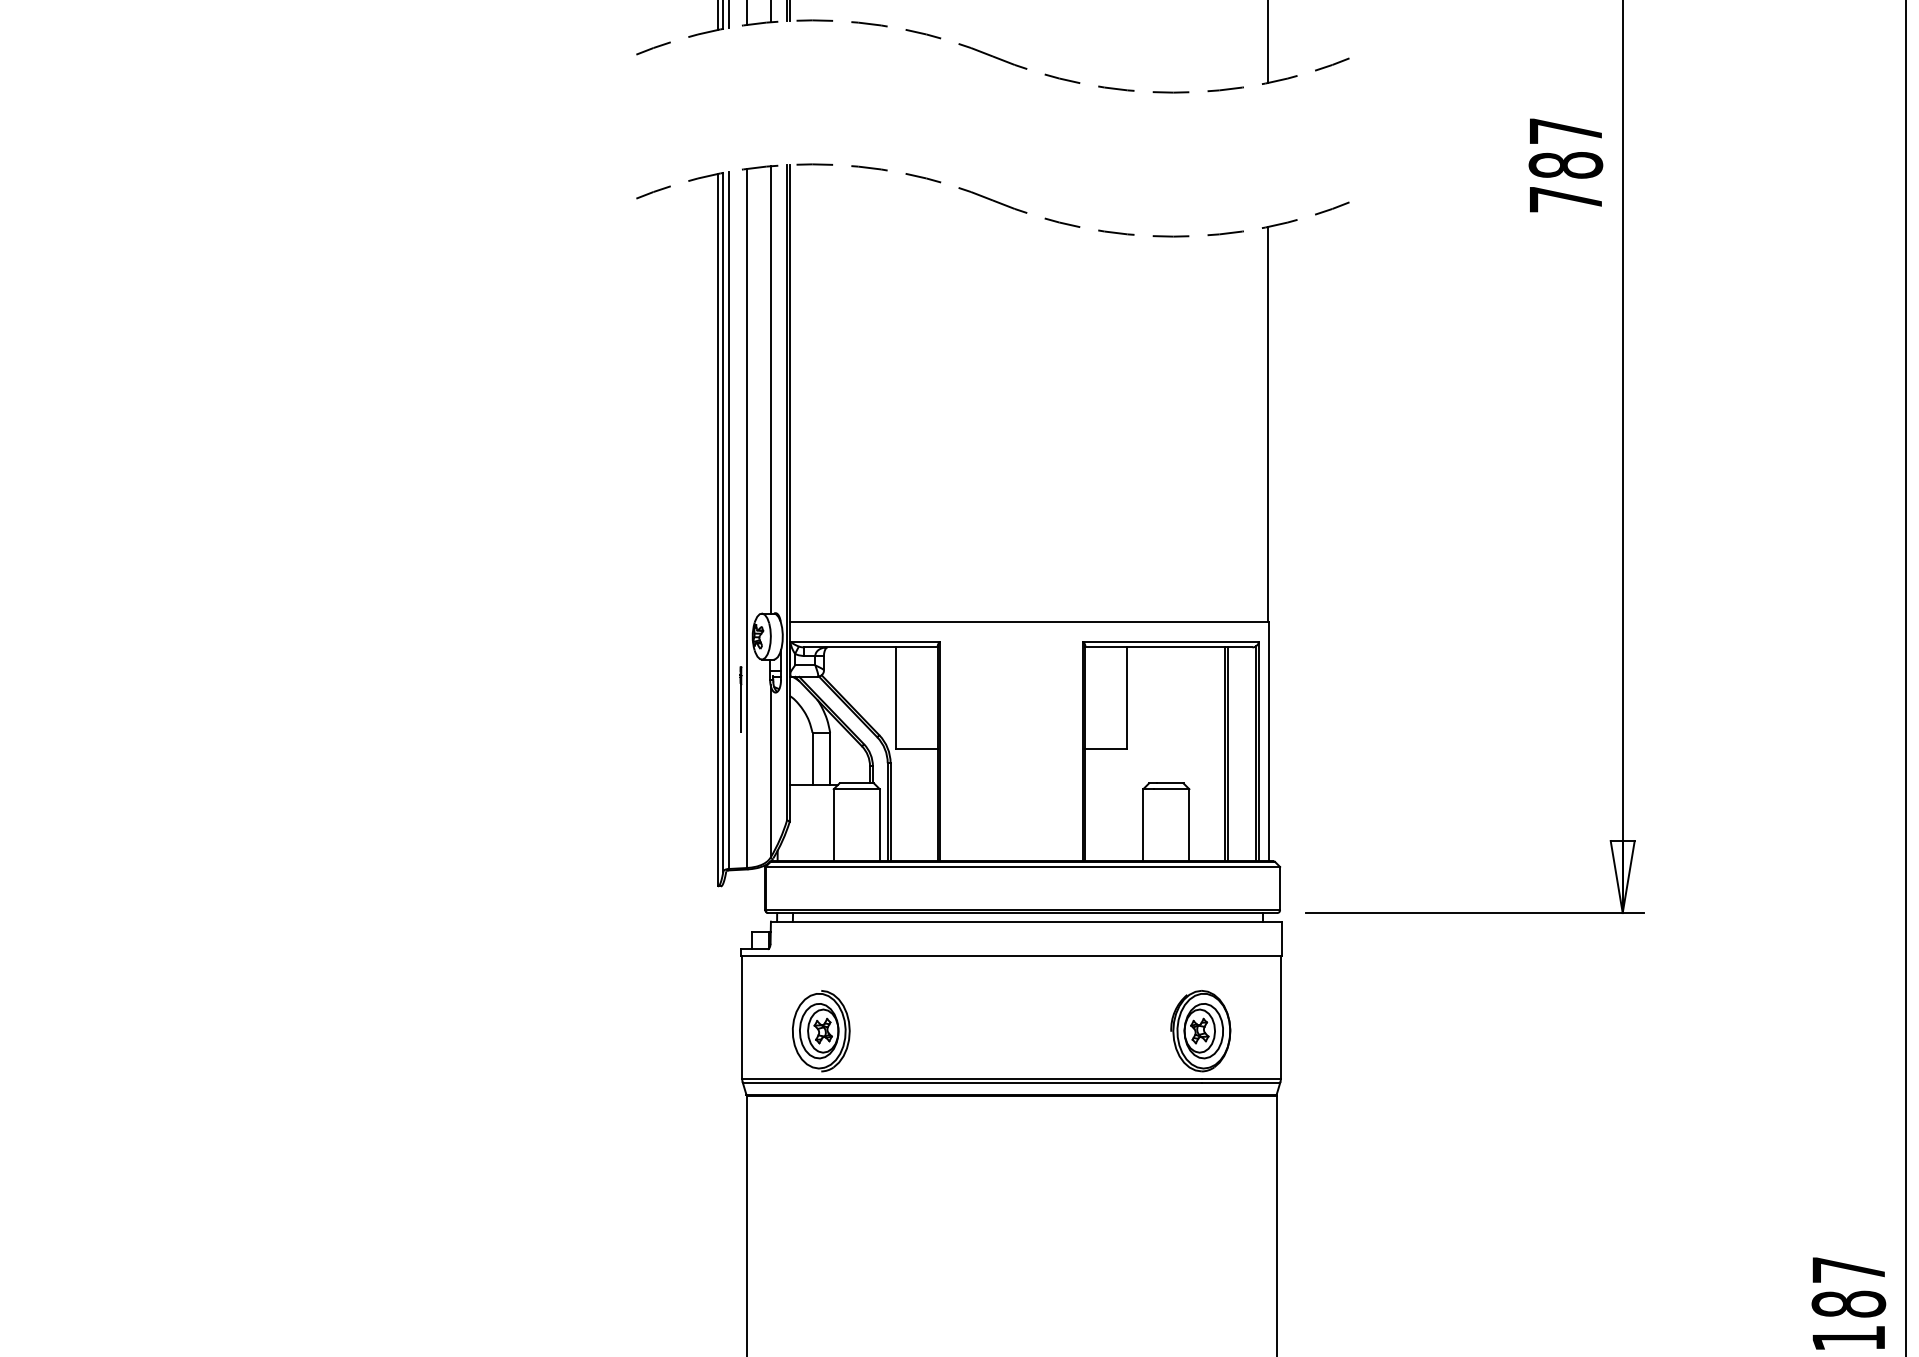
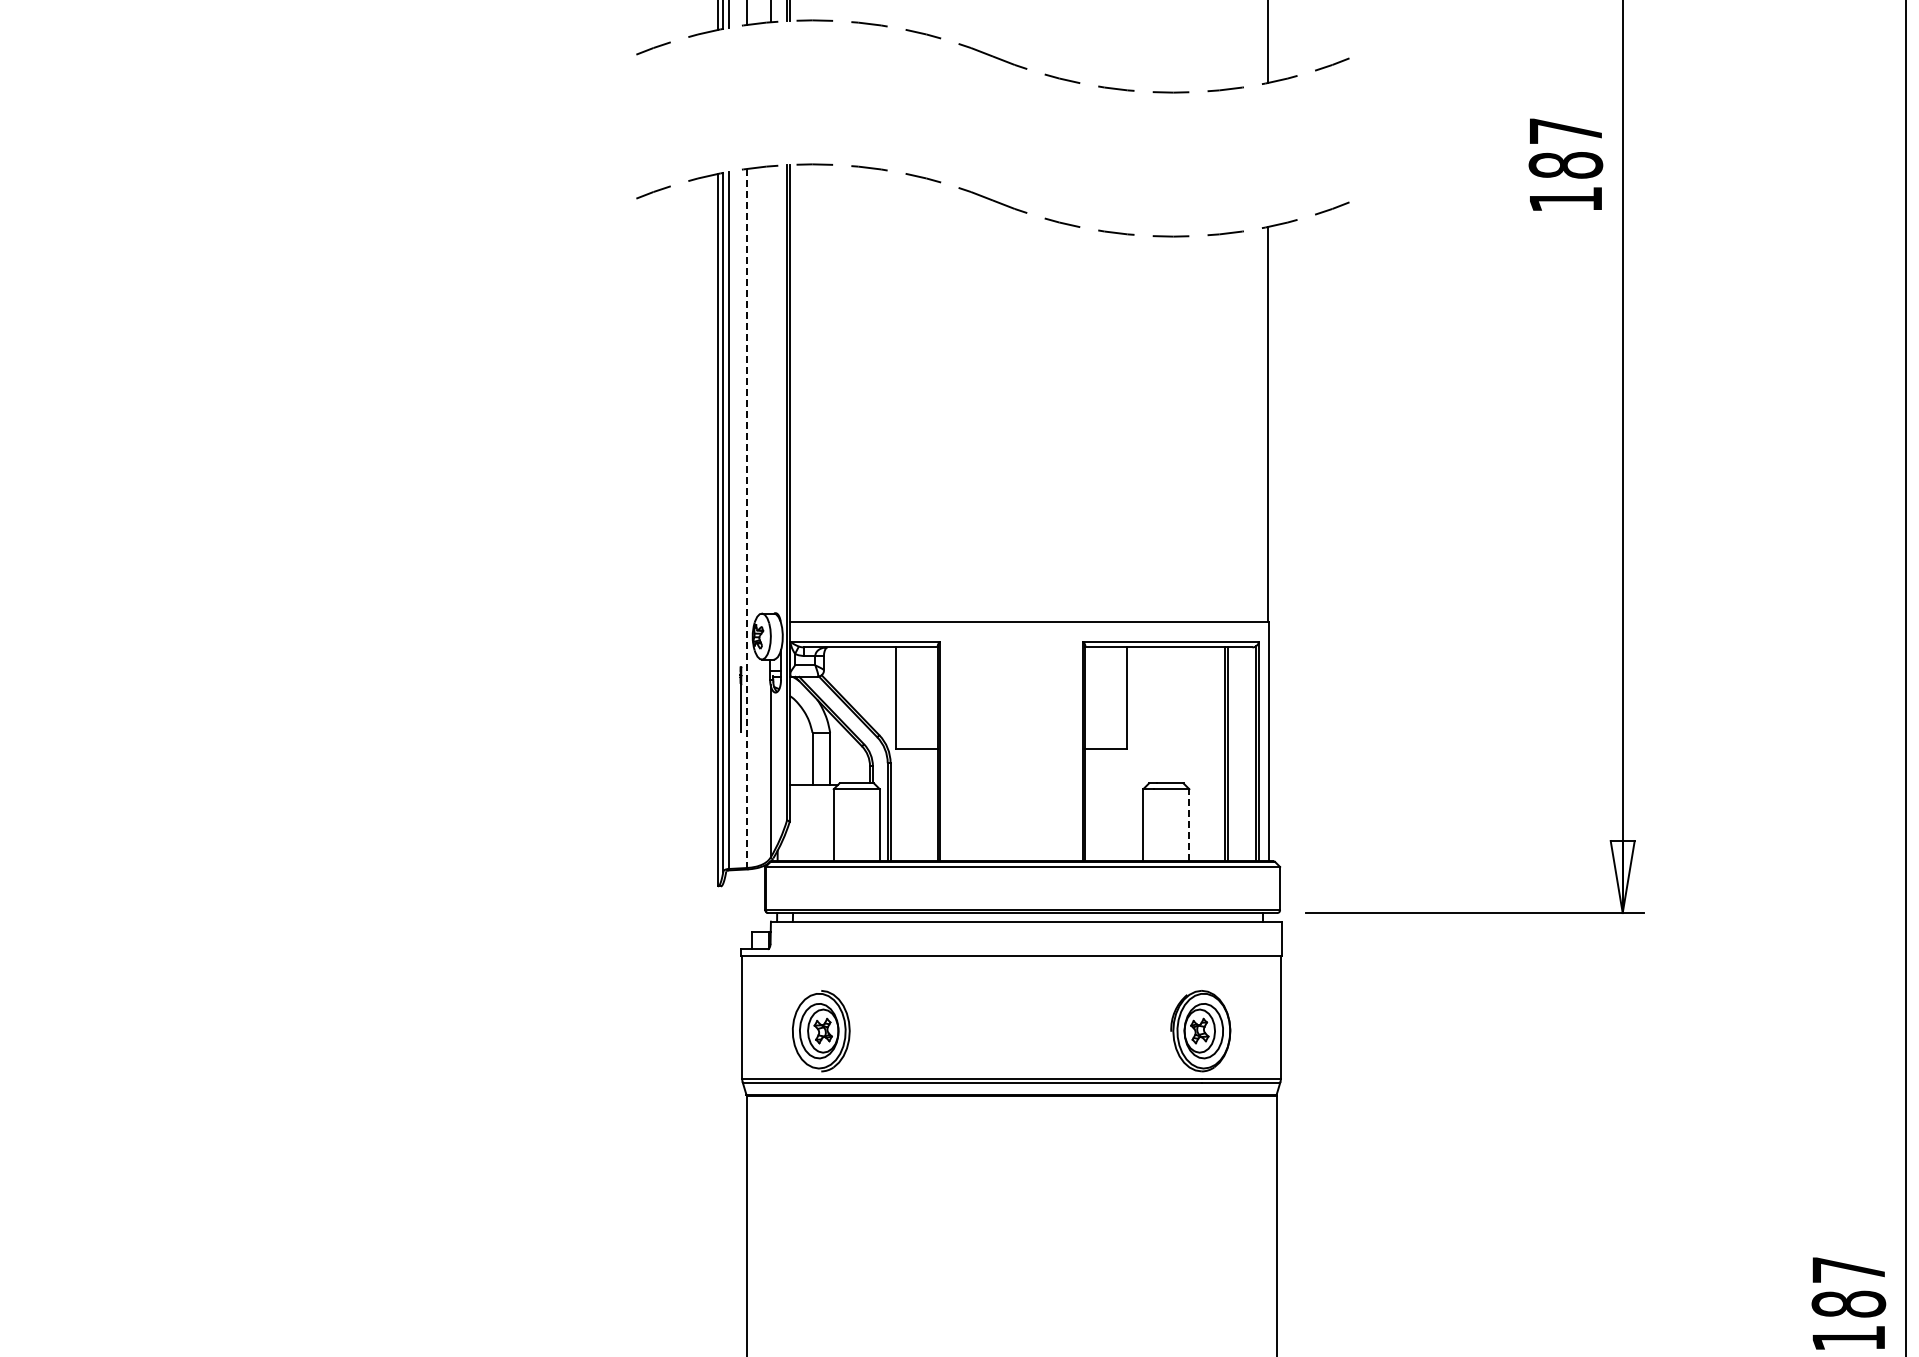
text: 787 -> 187 (1565, 199)
line: present -> none (770, 389)
line: solid -> dashed (747, 518)
line: solid -> dashed (1189, 825)
